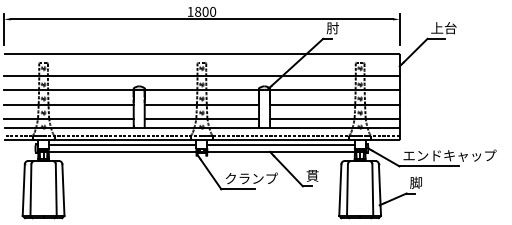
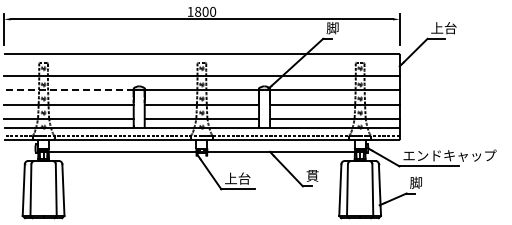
text: 肘 -> 脚 (332, 28)
line: solid -> dashed (68, 90)
line: present -> none (122, 144)
line: present -> none (280, 144)
text: クランプ -> 上台 (251, 178)
